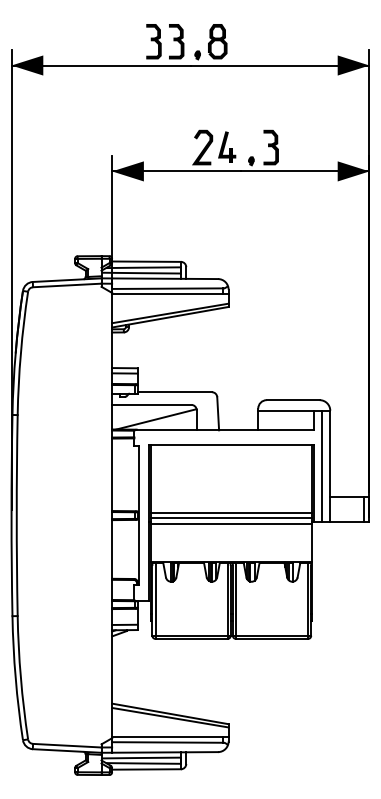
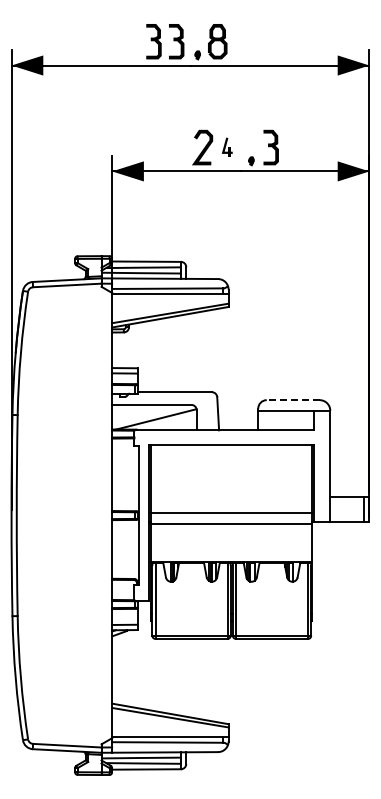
part size: 19x32 px -> 11x20 px (227, 146)
line: solid -> dashed (292, 400)
line: present -> none (321, 466)
line: present -> none (231, 518)
